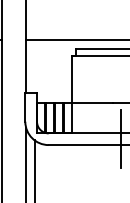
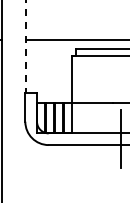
line: solid -> dashed (26, 46)
line: present -> none (26, 163)
line: present -> none (34, 169)
